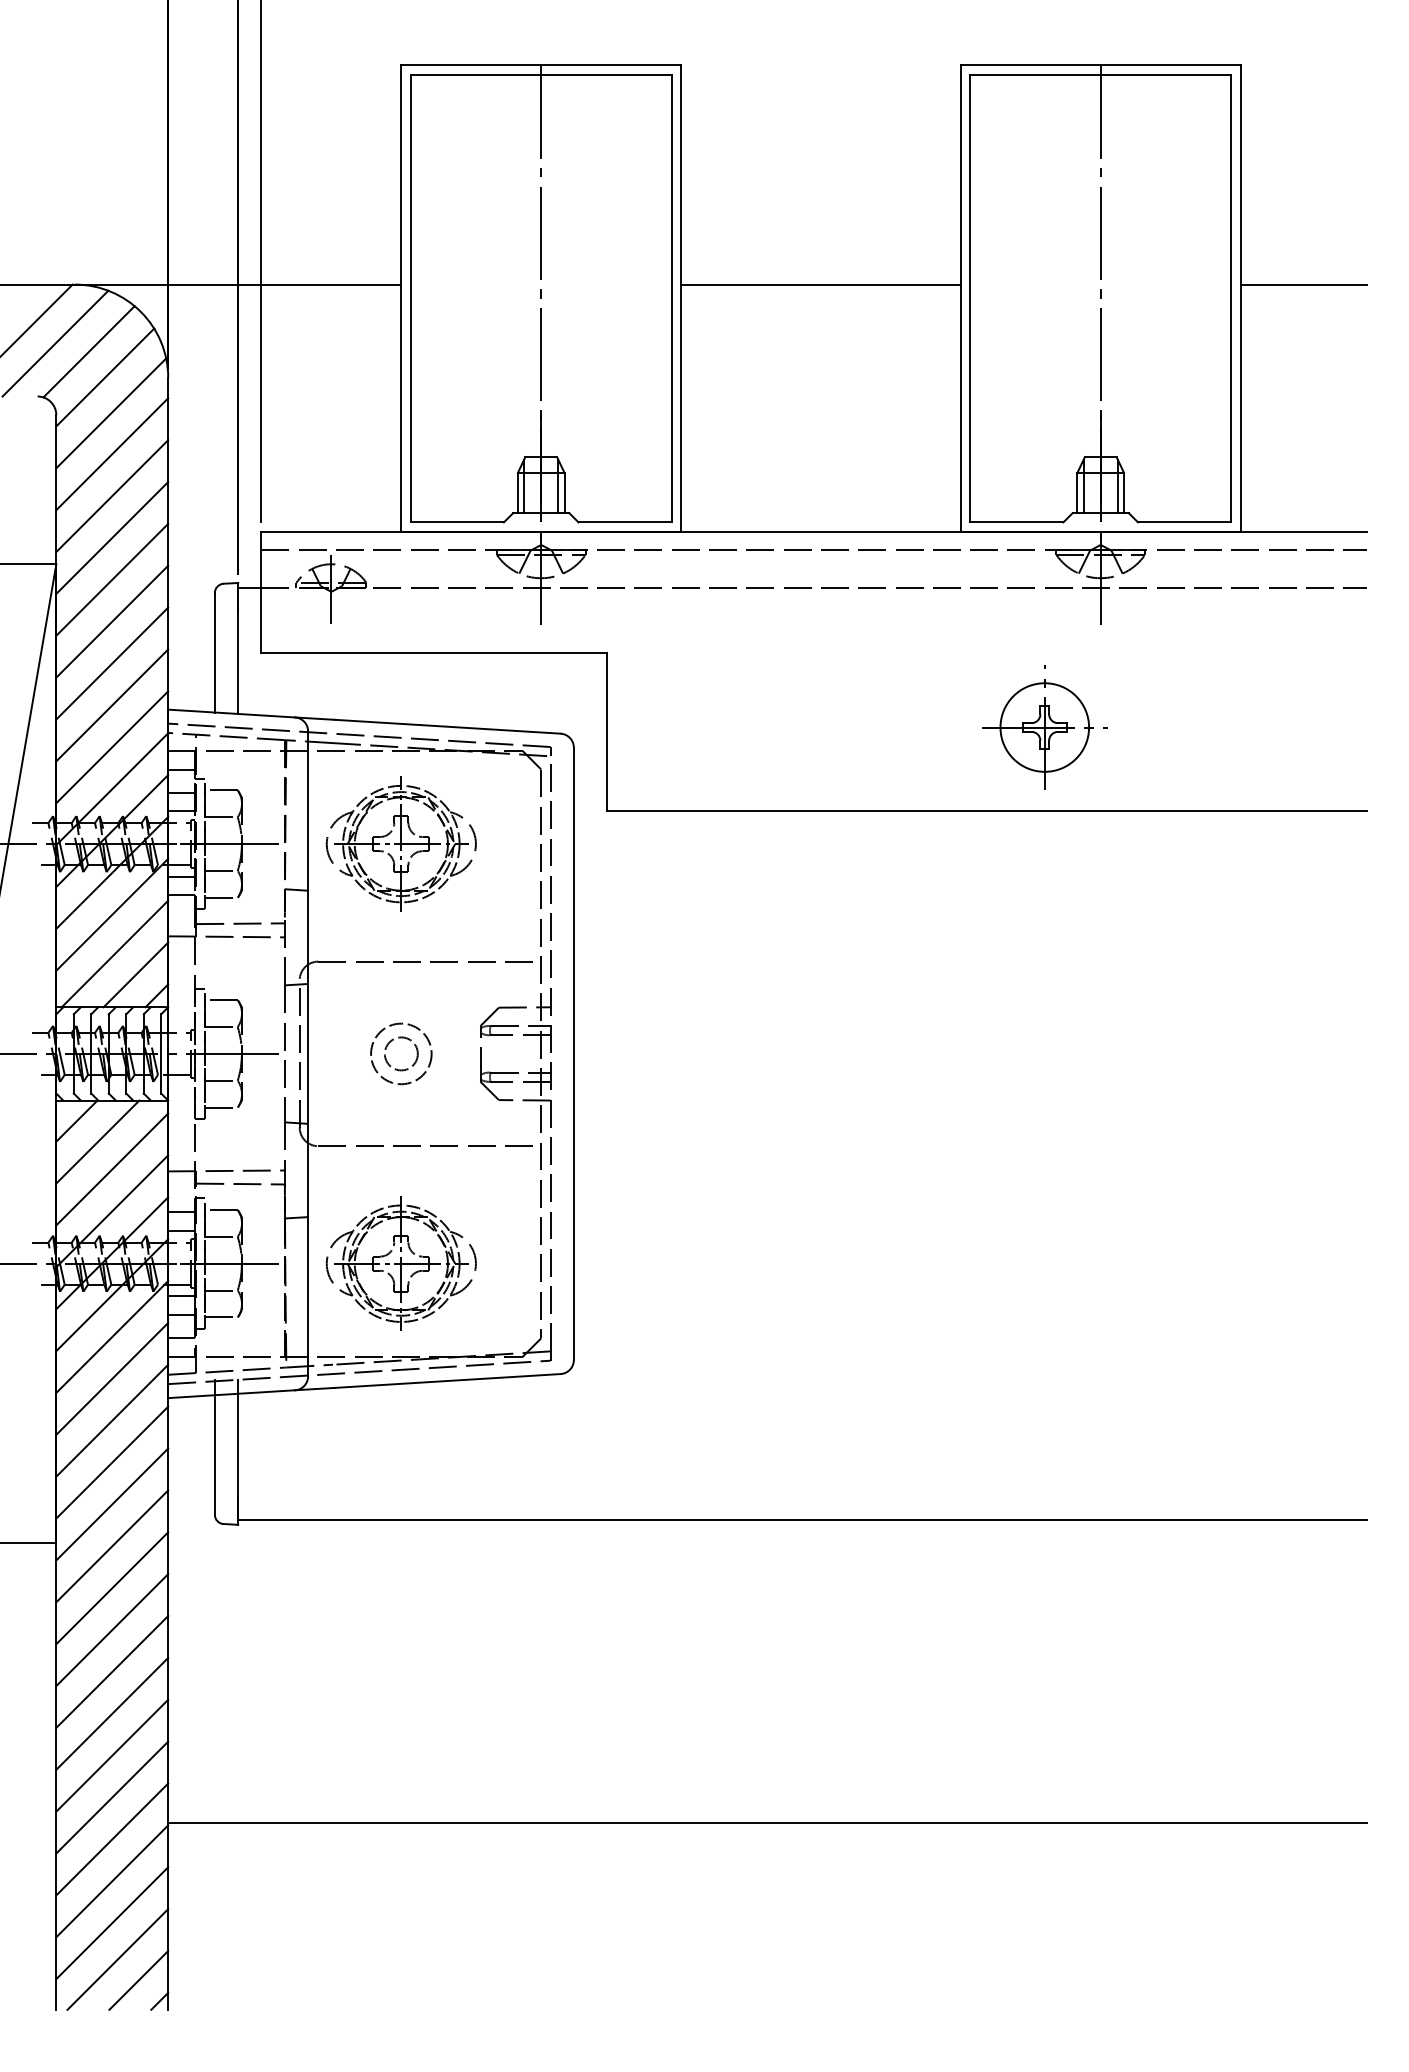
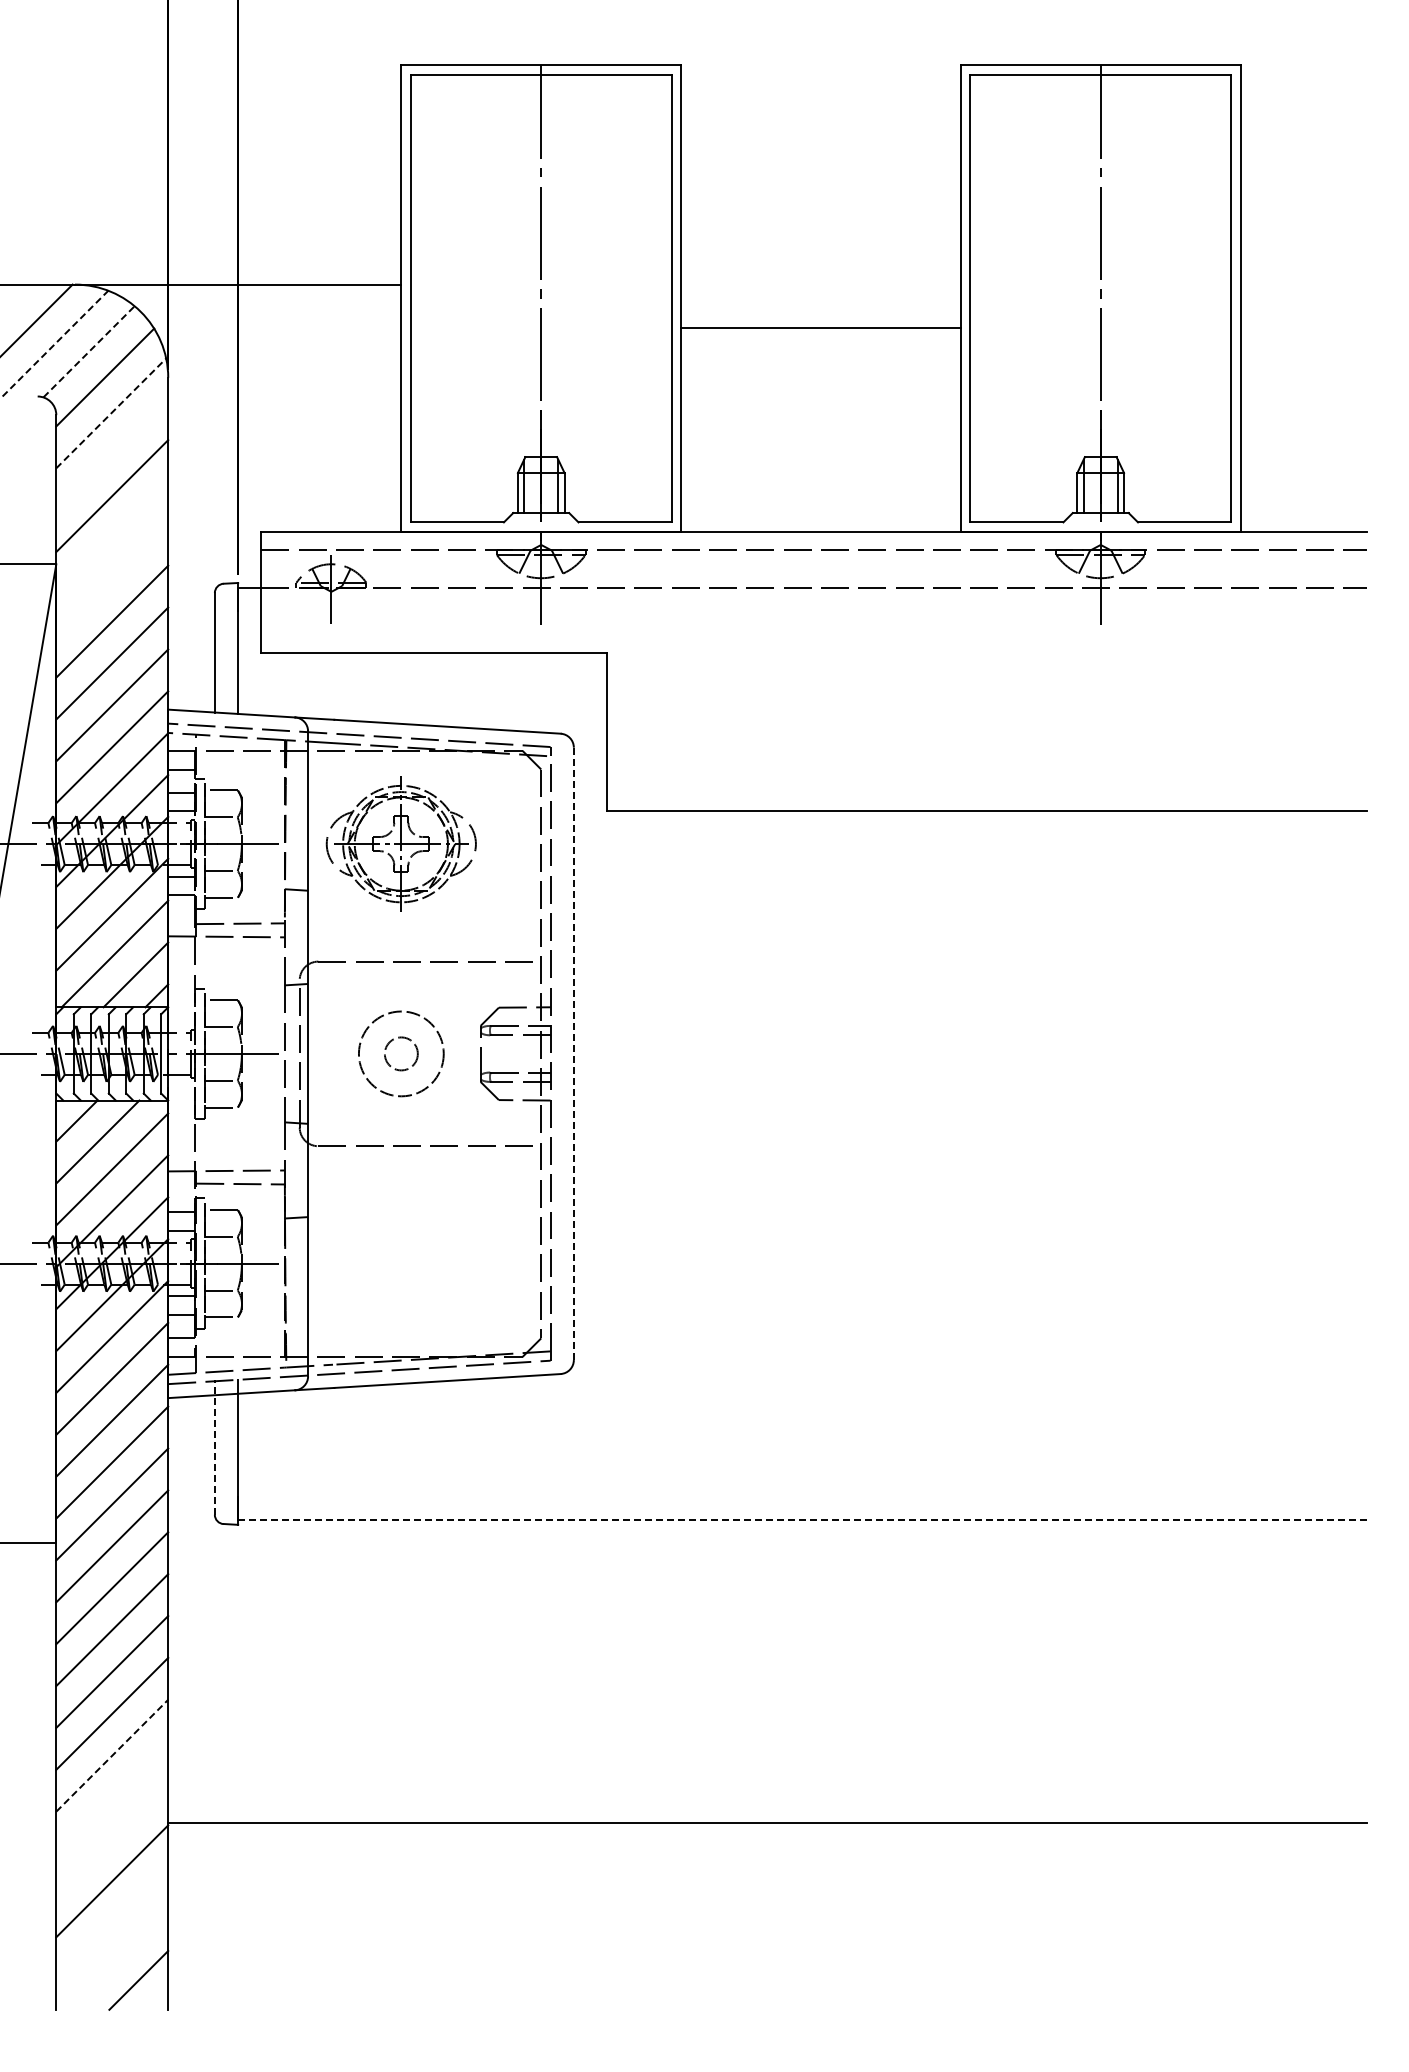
line: present -> none (261, 262)
line position: (820, 284) -> (820, 327) (820, 327)
line: present -> none (1303, 284)
line: solid -> dashed (55, 343)
line: solid -> dashed (89, 351)
line: solid -> dashed (111, 413)
line: present -> none (112, 454)
line: present -> none (112, 537)
line: present -> none (112, 579)
part: present -> none (1044, 727)
circle diameter: 61 px -> 85 px (400, 1053)
line: solid -> dashed (573, 1054)
part: present -> none (400, 1263)
line: solid -> dashed (214, 1447)
line: solid -> dashed (802, 1520)
line: solid -> dashed (112, 1755)
line: present -> none (112, 1797)
line: present -> none (112, 1839)
line: present -> none (112, 1923)
line: present -> none (117, 1959)
line: present -> none (159, 2000)
